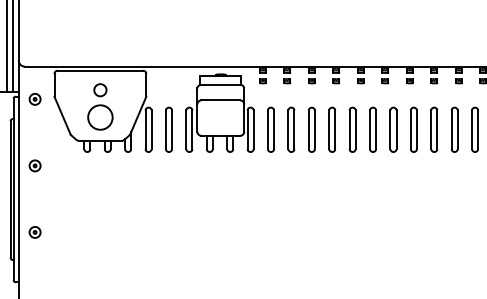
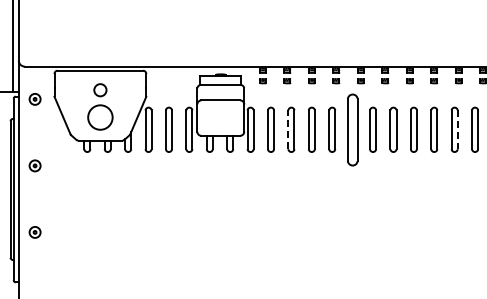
line: present -> none (6, 47)
line: solid -> dashed (288, 129)
part size: 9x47 px -> 12x74 px (352, 129)
line: solid -> dashed (457, 130)
